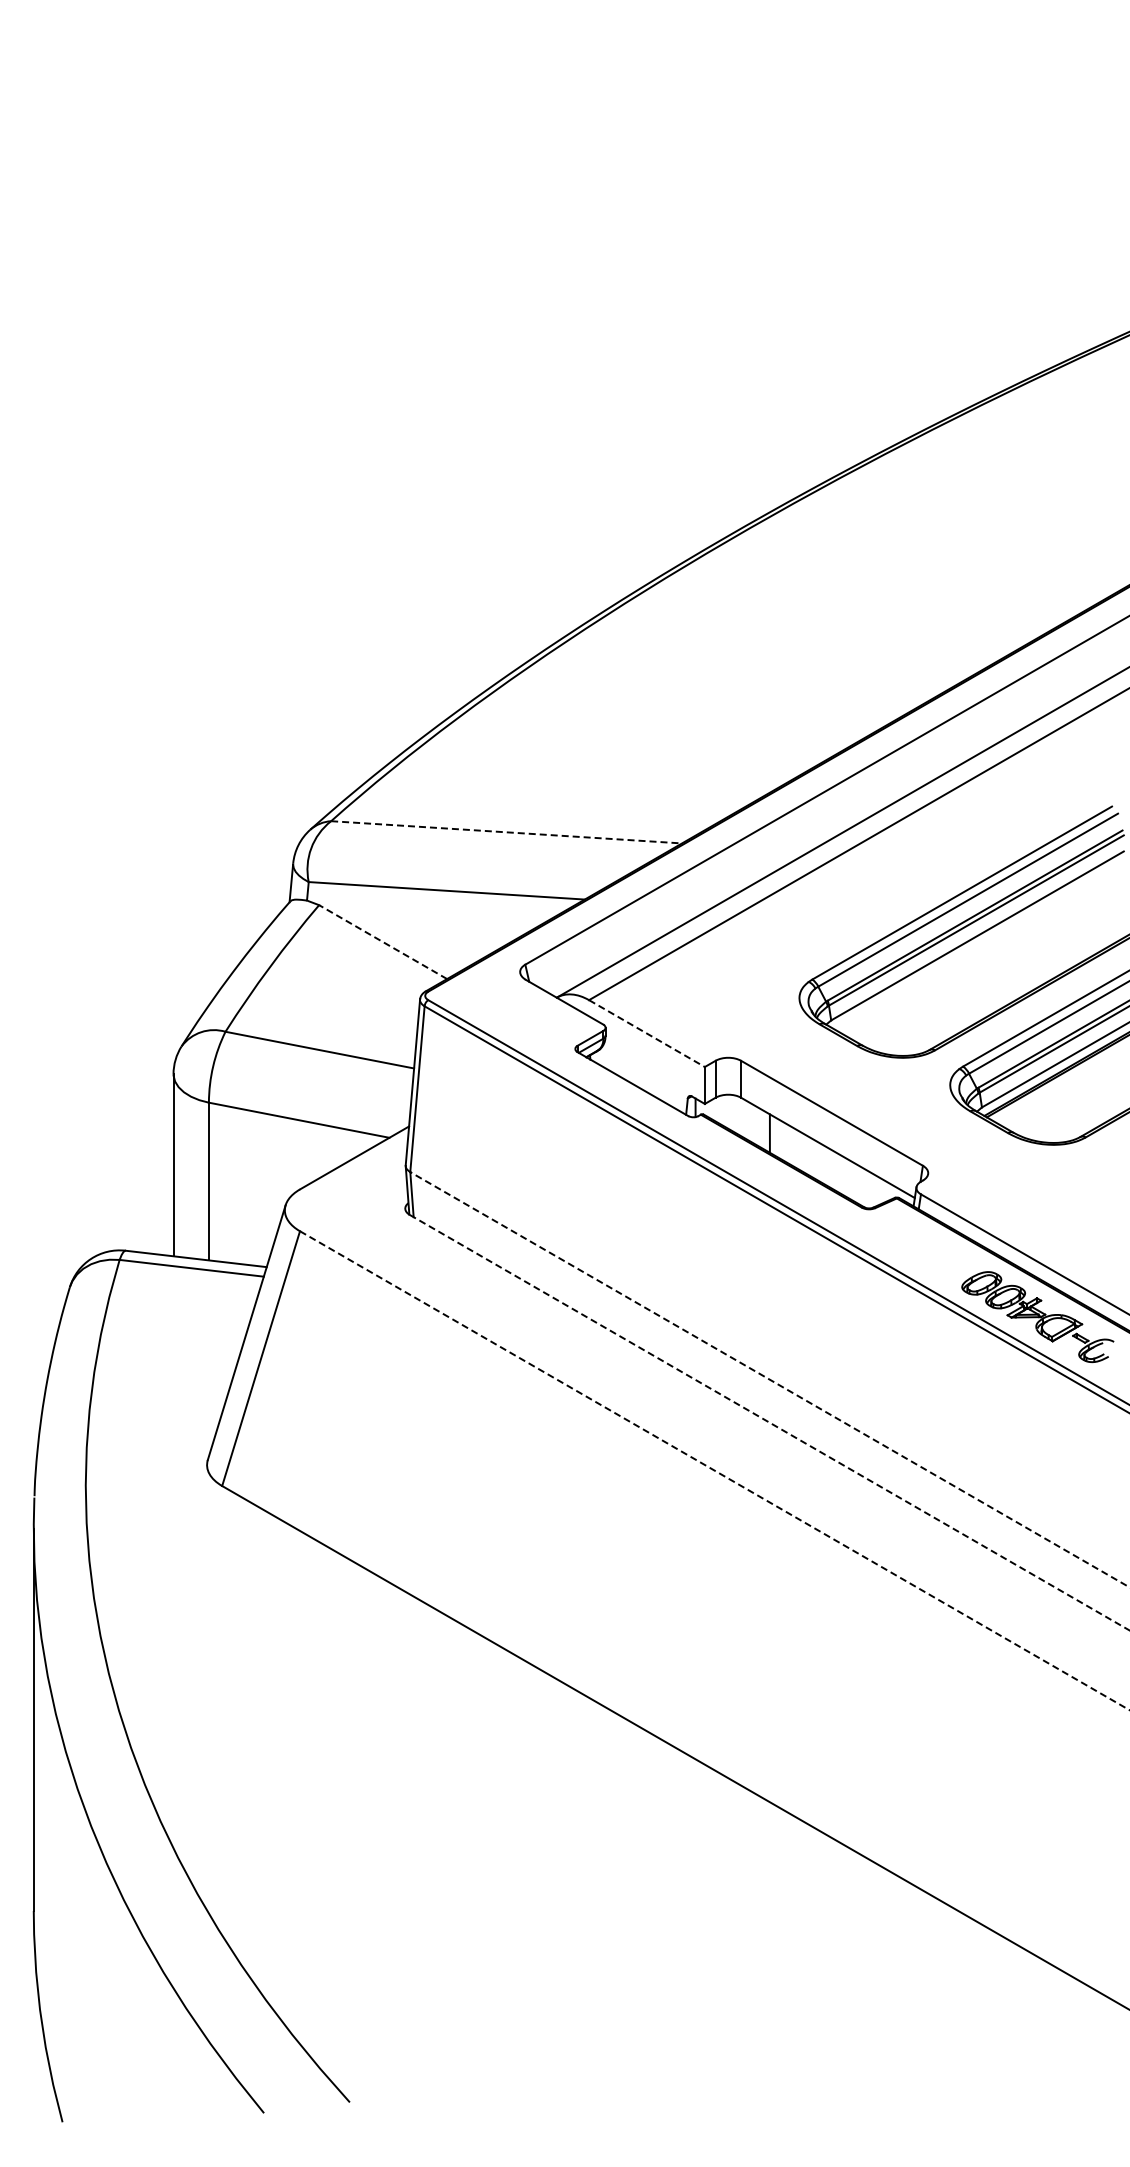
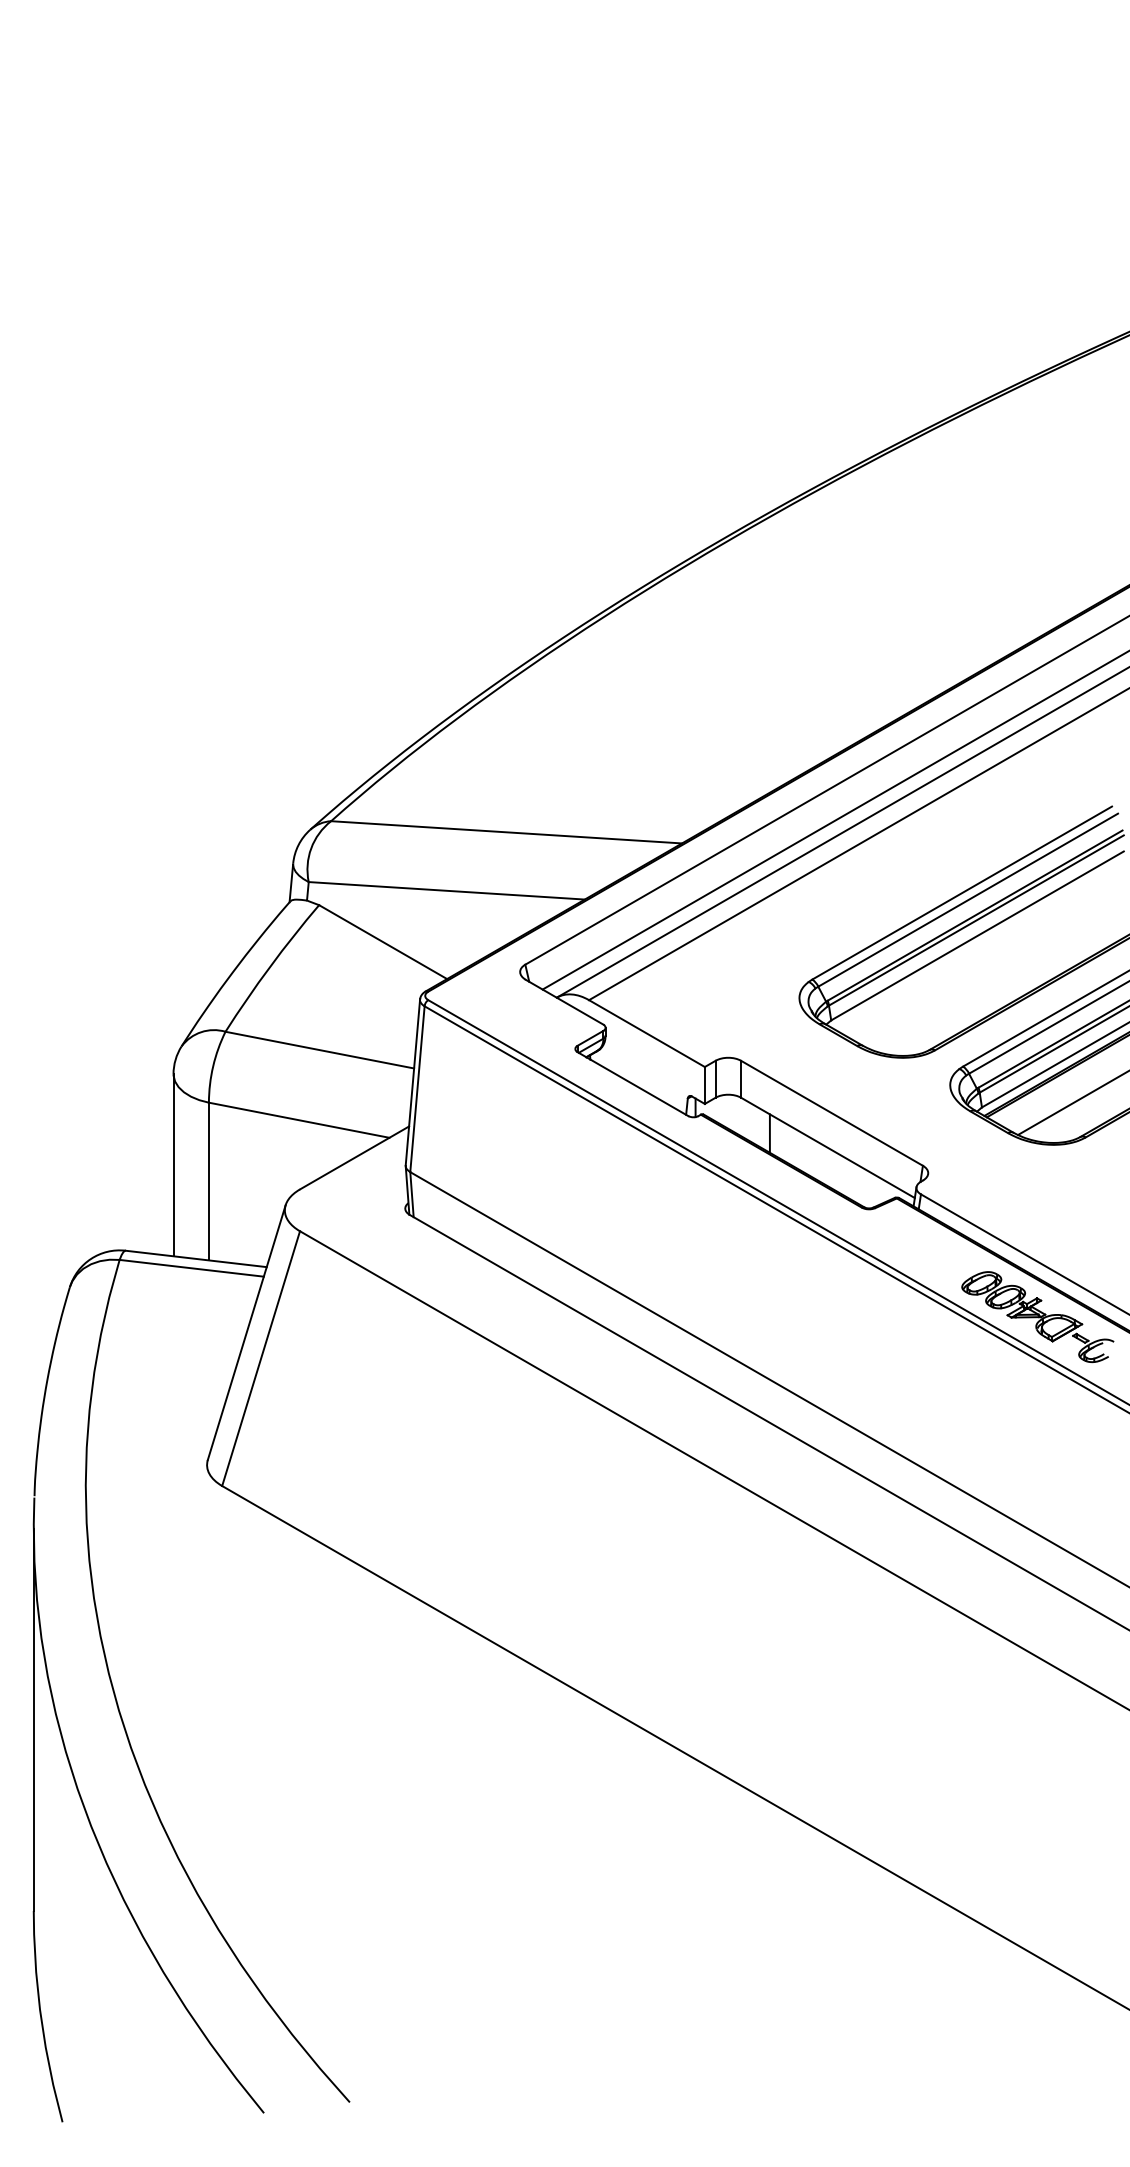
line: none -> present (834, 820)
line: dashed -> solid (506, 832)
line: dashed -> solid (383, 942)
line: dashed -> solid (646, 1033)
line: none -> present (1072, 1103)
line: dashed -> solid (769, 1379)
line: dashed -> solid (770, 1422)
line: dashed -> solid (714, 1470)
